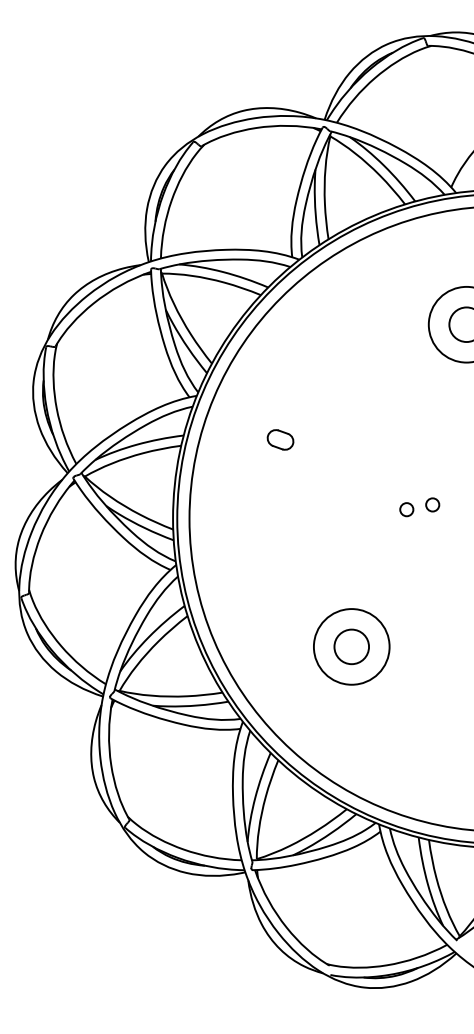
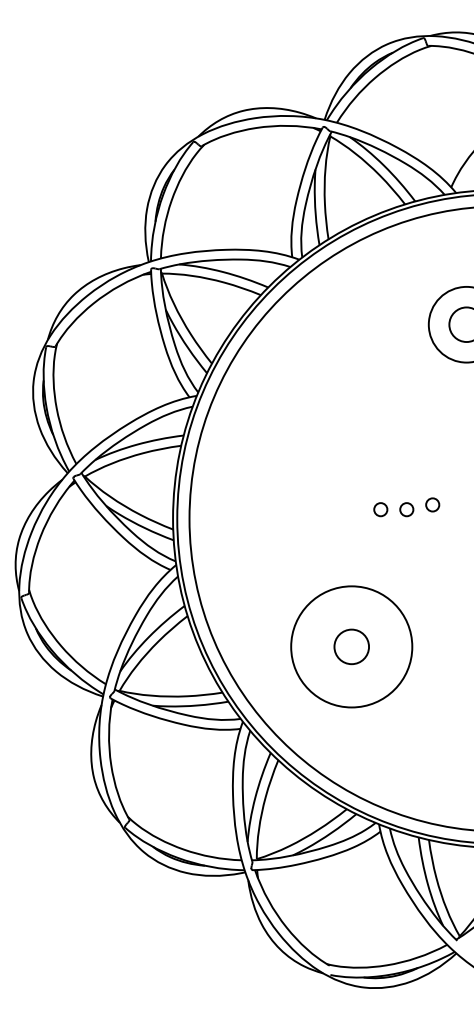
part: present -> none (280, 439)
circle: none -> present (380, 509)
circle diameter: 76 px -> 121 px (351, 646)
